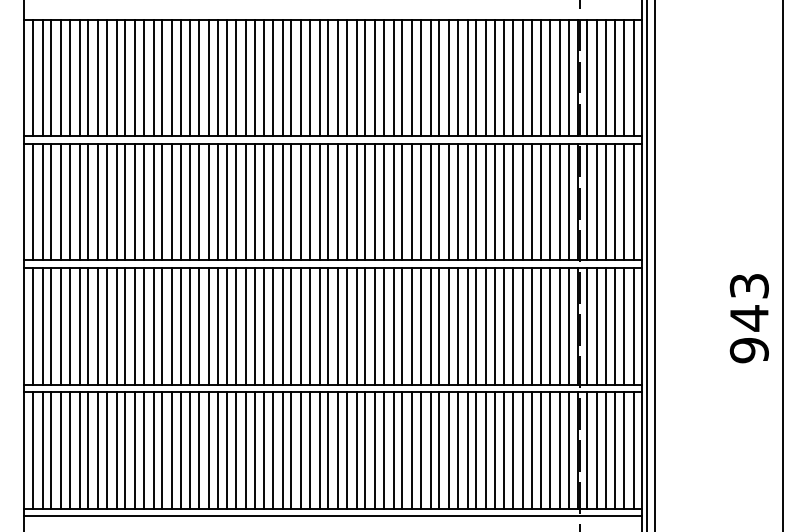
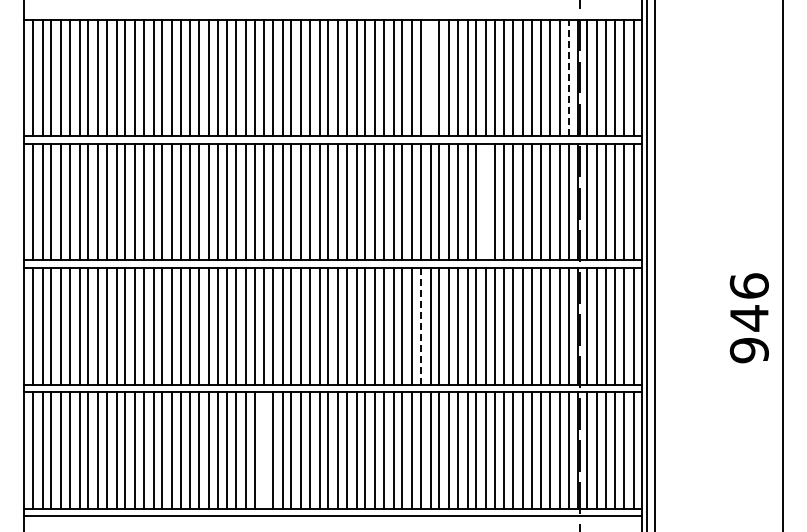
line: present -> none (430, 77)
line: solid -> dashed (568, 77)
line: present -> none (485, 201)
text: 943 -> 946 (748, 285)
line: solid -> dashed (420, 325)
line: present -> none (264, 450)
